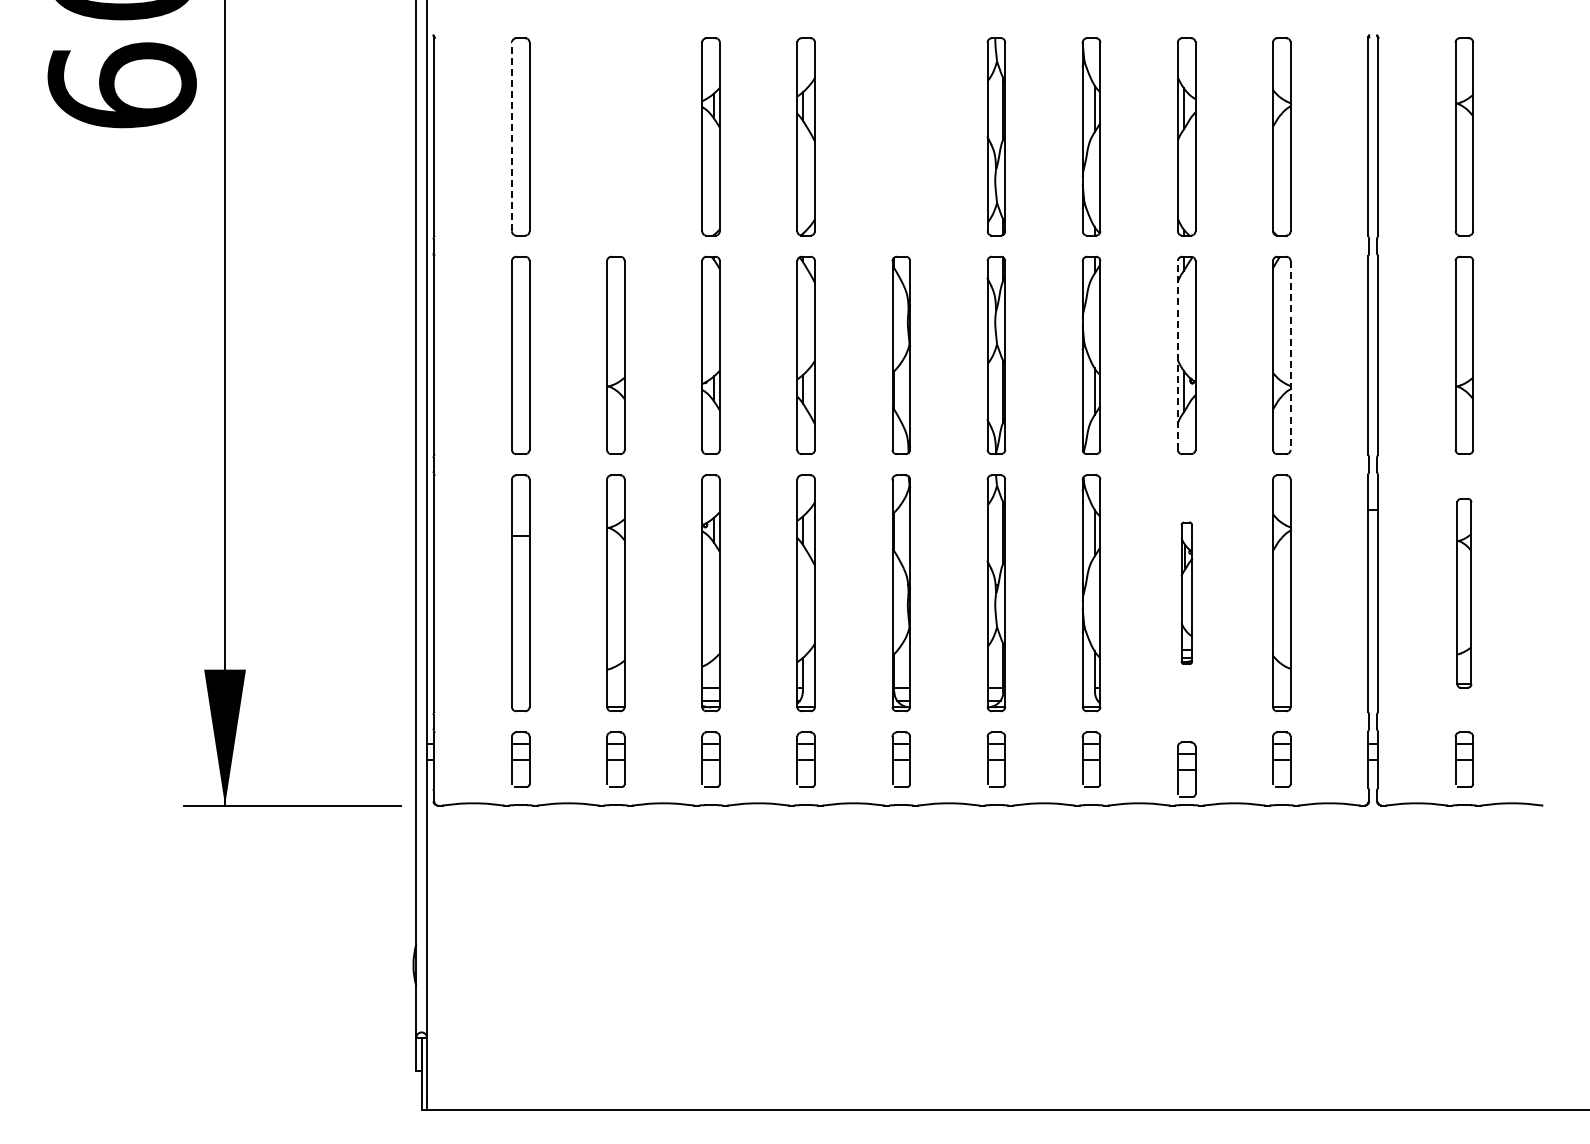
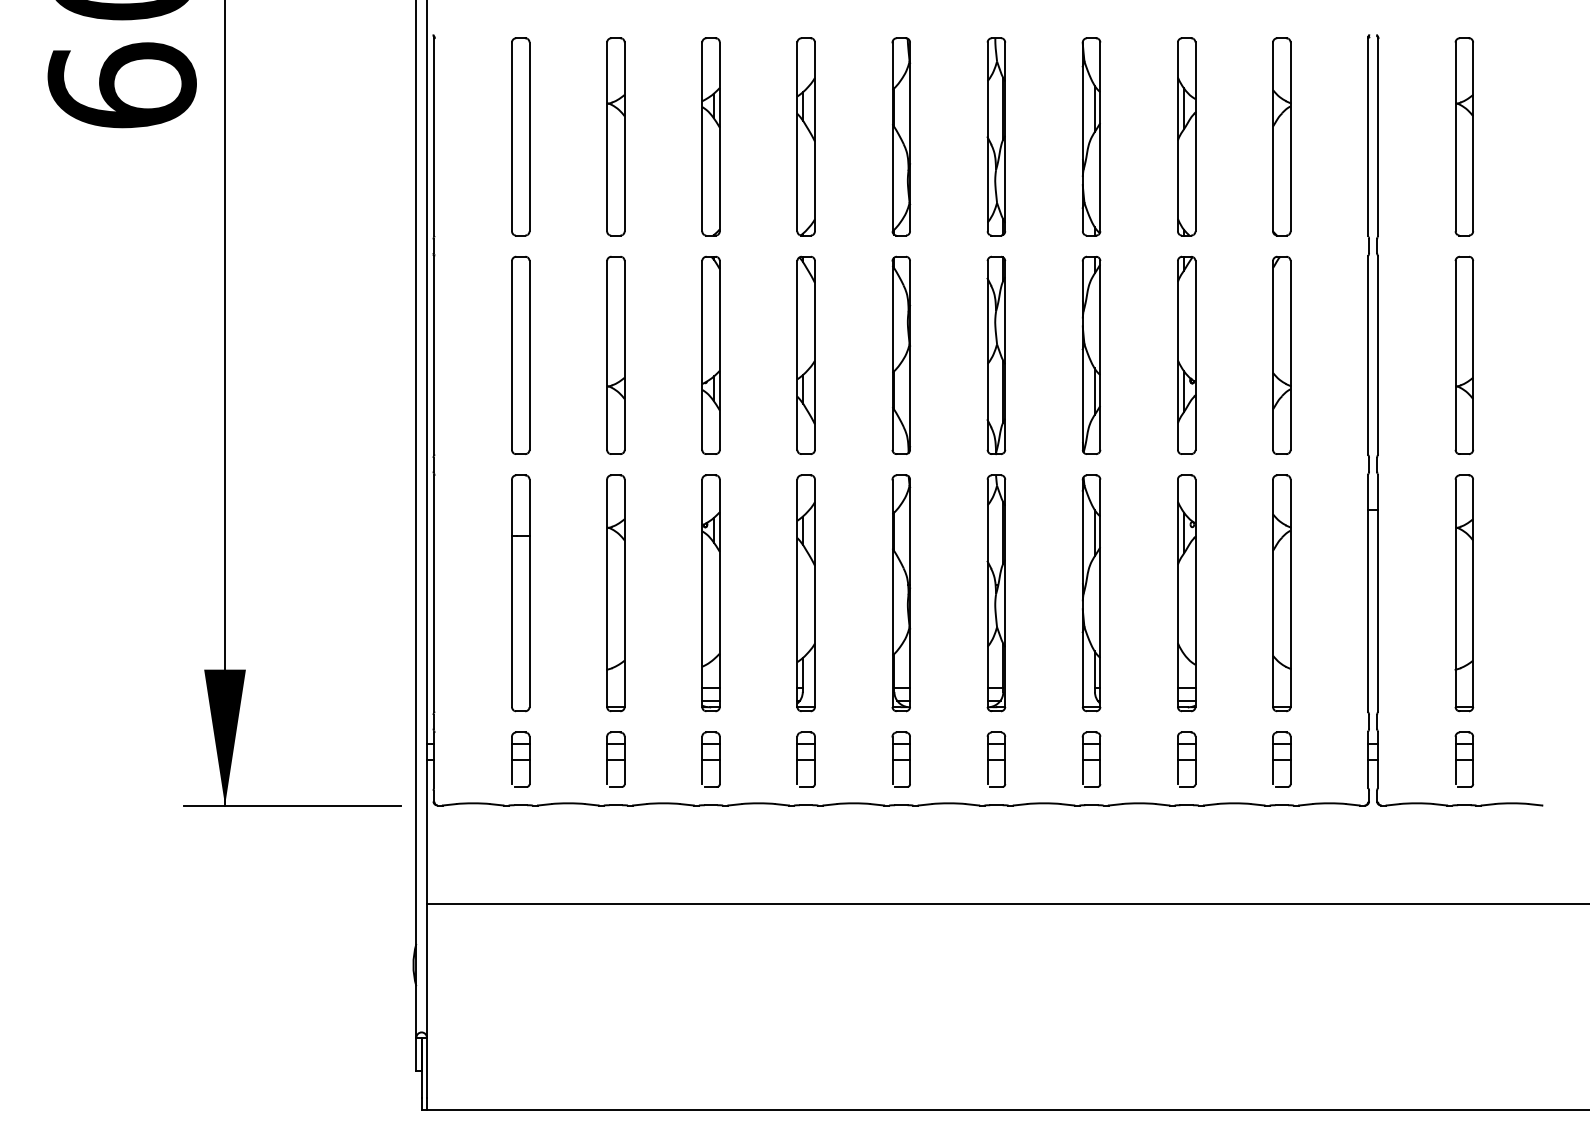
line: dashed -> solid (511, 136)
part: none -> present (615, 136)
part: none -> present (901, 136)
line: dashed -> solid (1177, 354)
line: dashed -> solid (1290, 355)
part size: 14x144 px -> 20x239 px (1186, 593)
part size: 17x191 px -> 21x239 px (1464, 593)
part position: (1186, 769) -> (1186, 759) (1186, 759)
line: none -> present (1006, 903)
